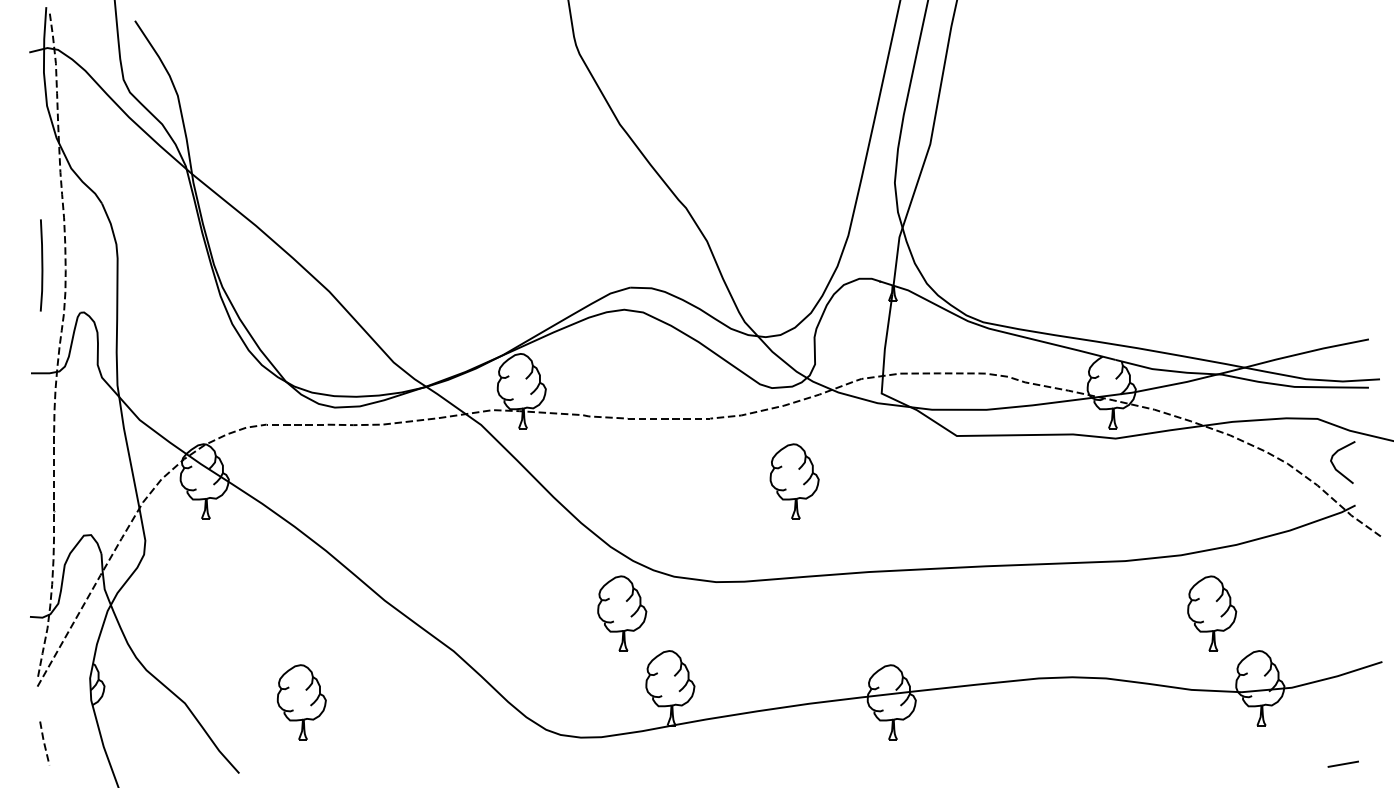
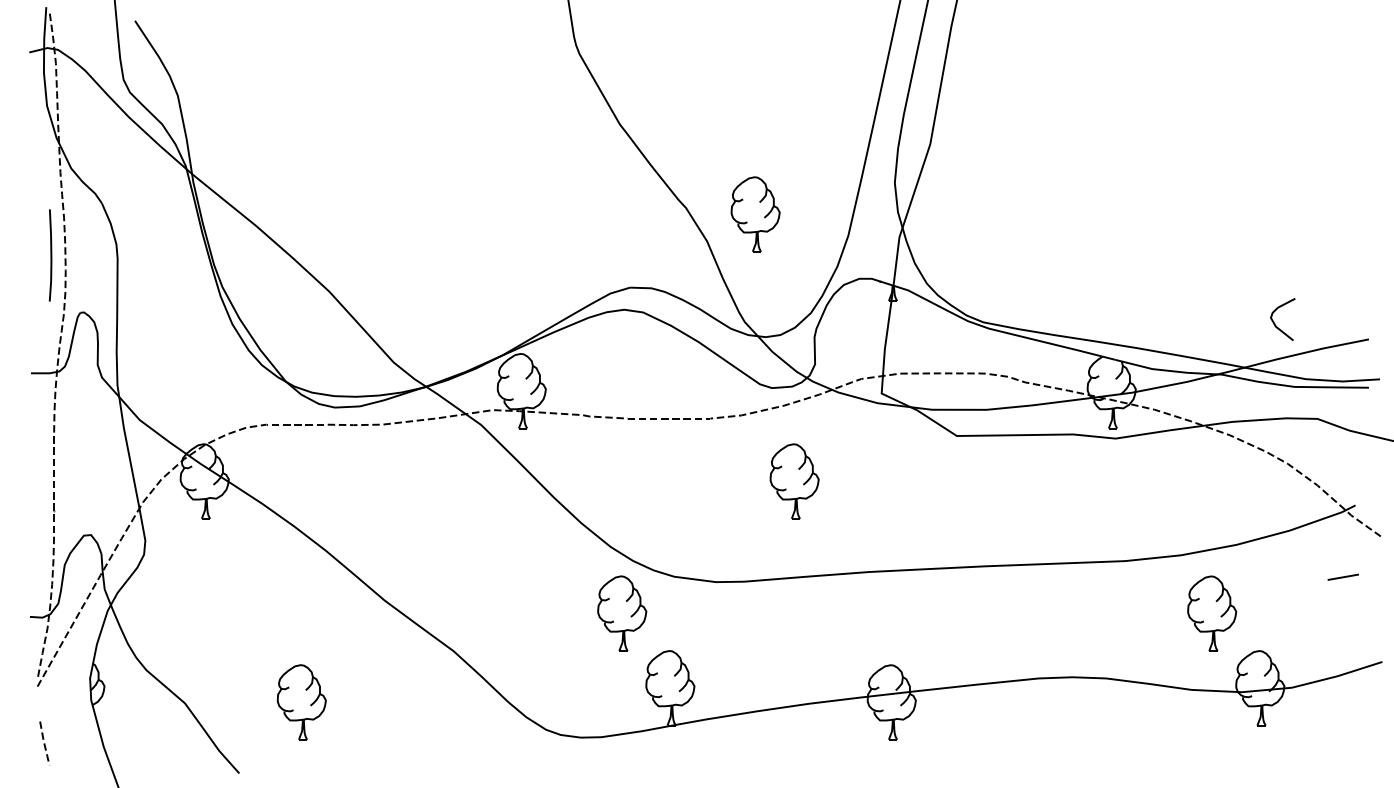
part: none -> present (755, 214)
line position: (41, 265) -> (50, 255) (50, 255)
curve position: (1335, 466) -> (1275, 323) (1275, 323)
line position: (1342, 763) -> (1342, 576) (1342, 576)
